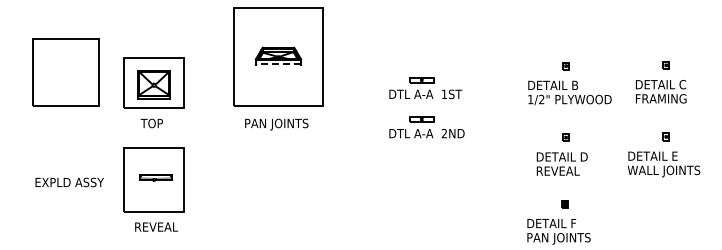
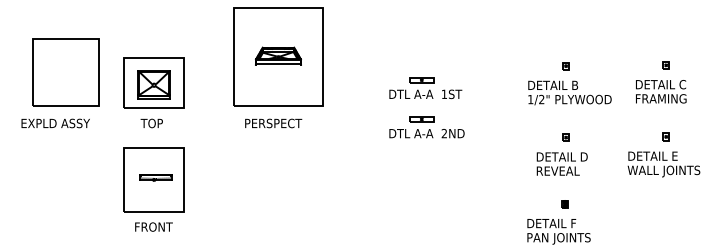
line: dashed -> solid (277, 64)
text: PAN JOINTS -> PERSPECT (279, 124)
text position: (69, 182) -> (55, 123) (55, 123)
text: REVEAL -> FRONT (157, 226)
